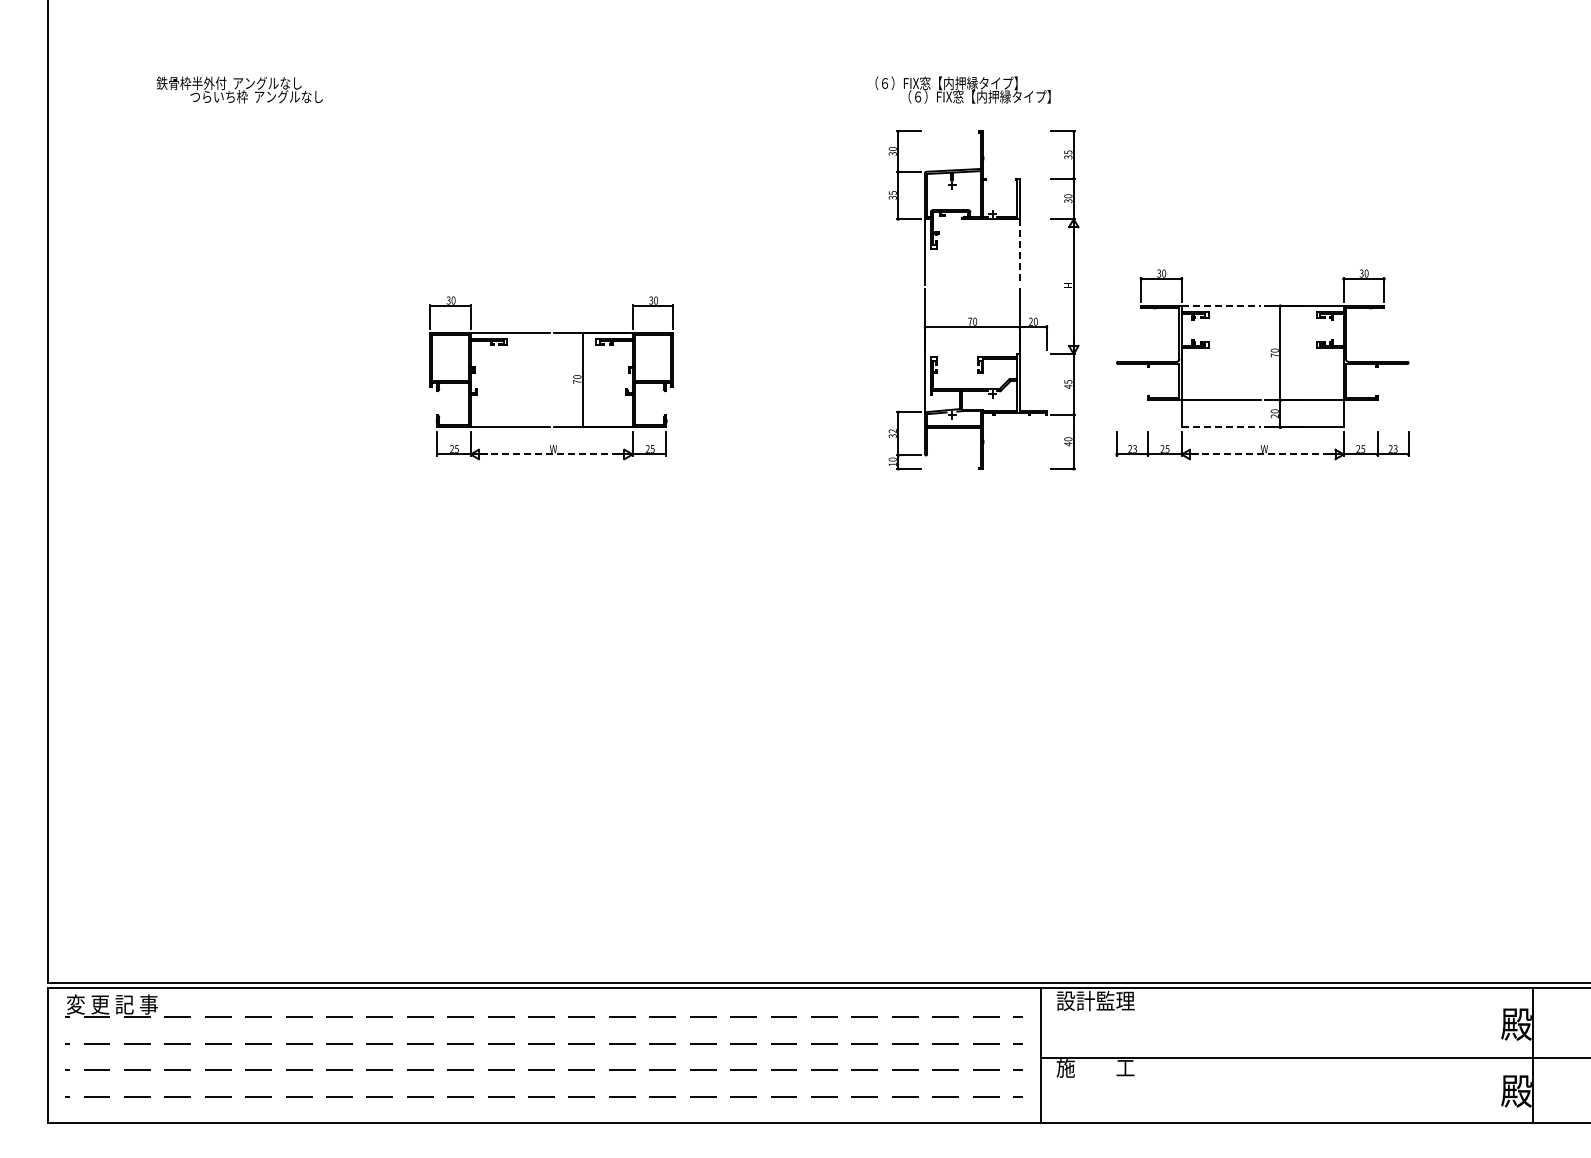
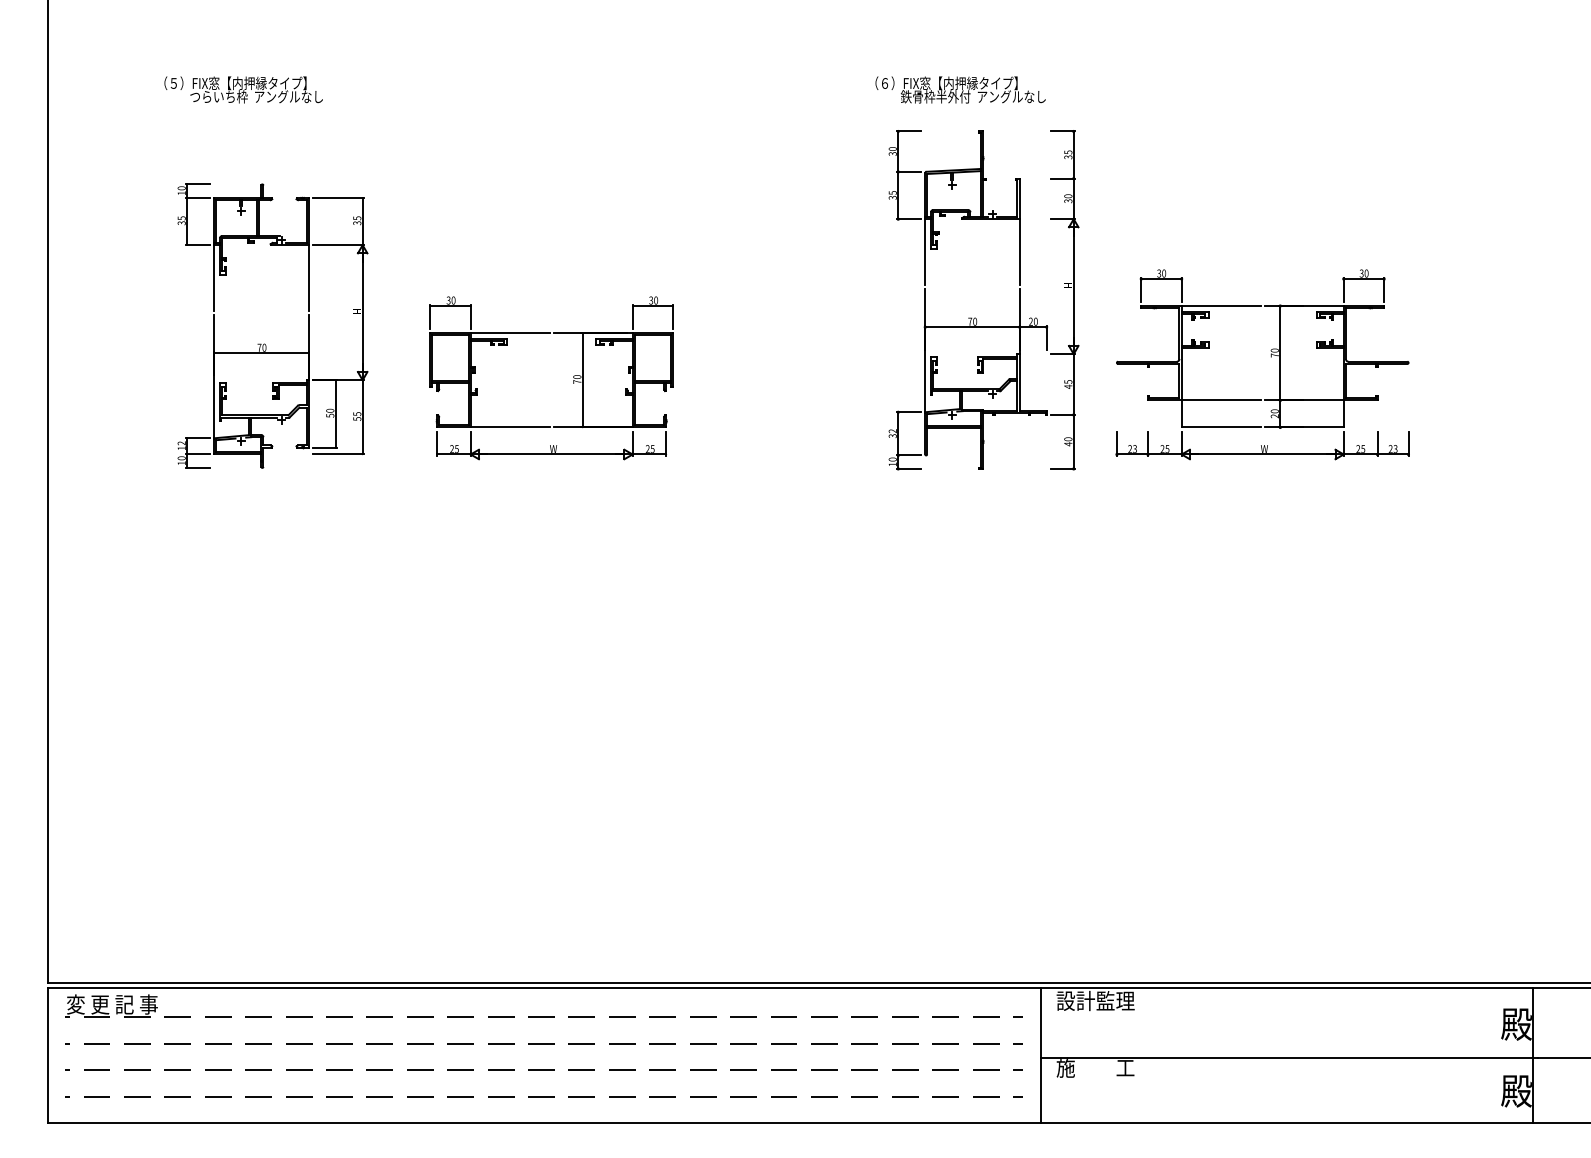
text: 鉄骨枠半外付  アングルなし -> （５）FIX窓【内押縁タイプ】 (231, 83)
text: （６）FIX窓【内押縁タイプ】 -> 鉄骨枠半外付  アングルなし (975, 96)
line: dashed -> solid (1019, 251)
line: dashed -> solid (1221, 306)
part: none -> present (264, 343)
line: dashed -> solid (1221, 427)
line: dashed -> solid (551, 454)
line: dashed -> solid (1262, 454)
